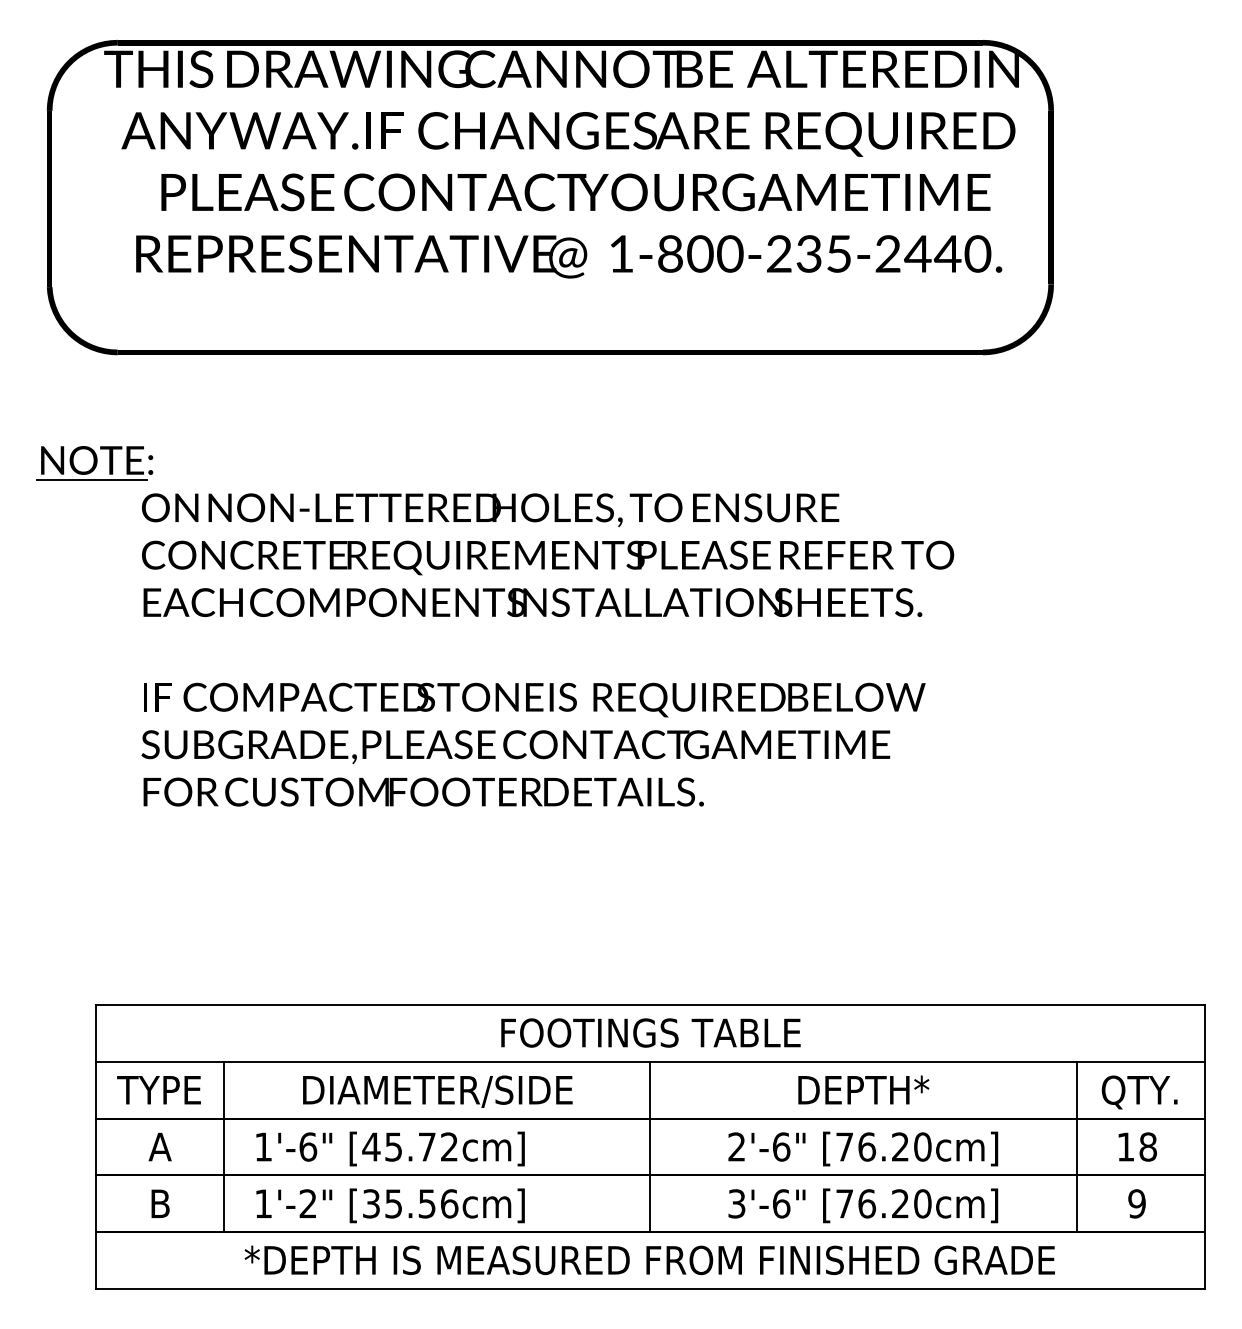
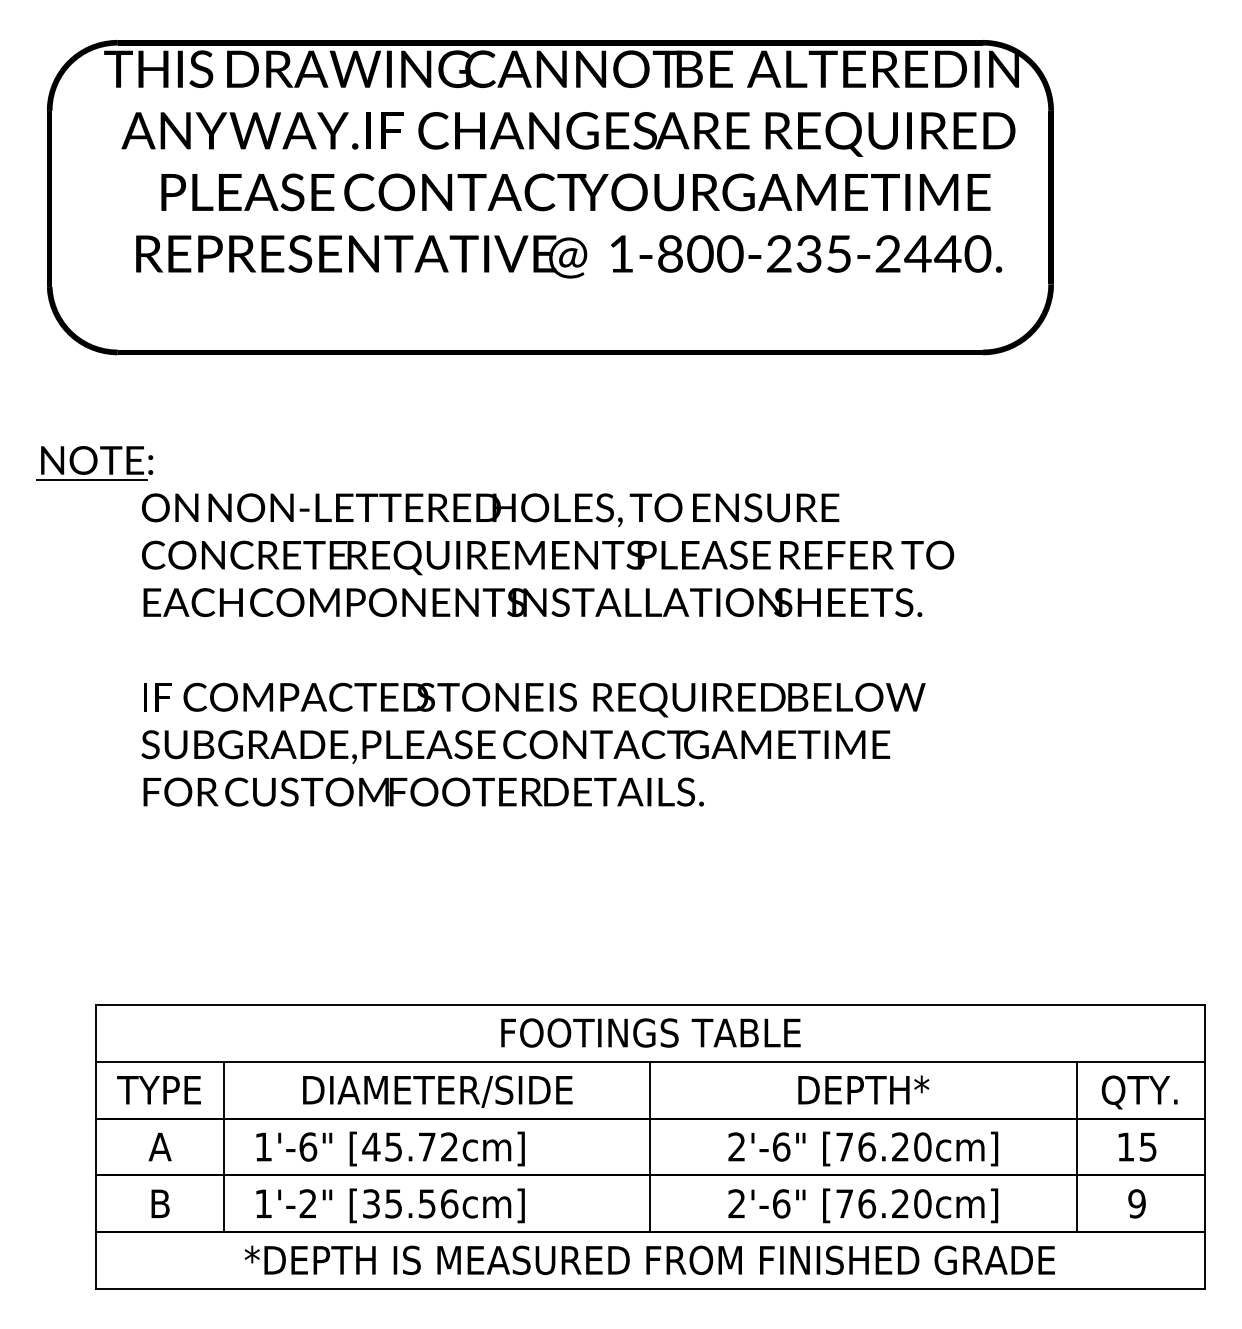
text: 18 -> 15 (1147, 1146)
text: 3'-6" -> 2'-6" (736, 1203)
